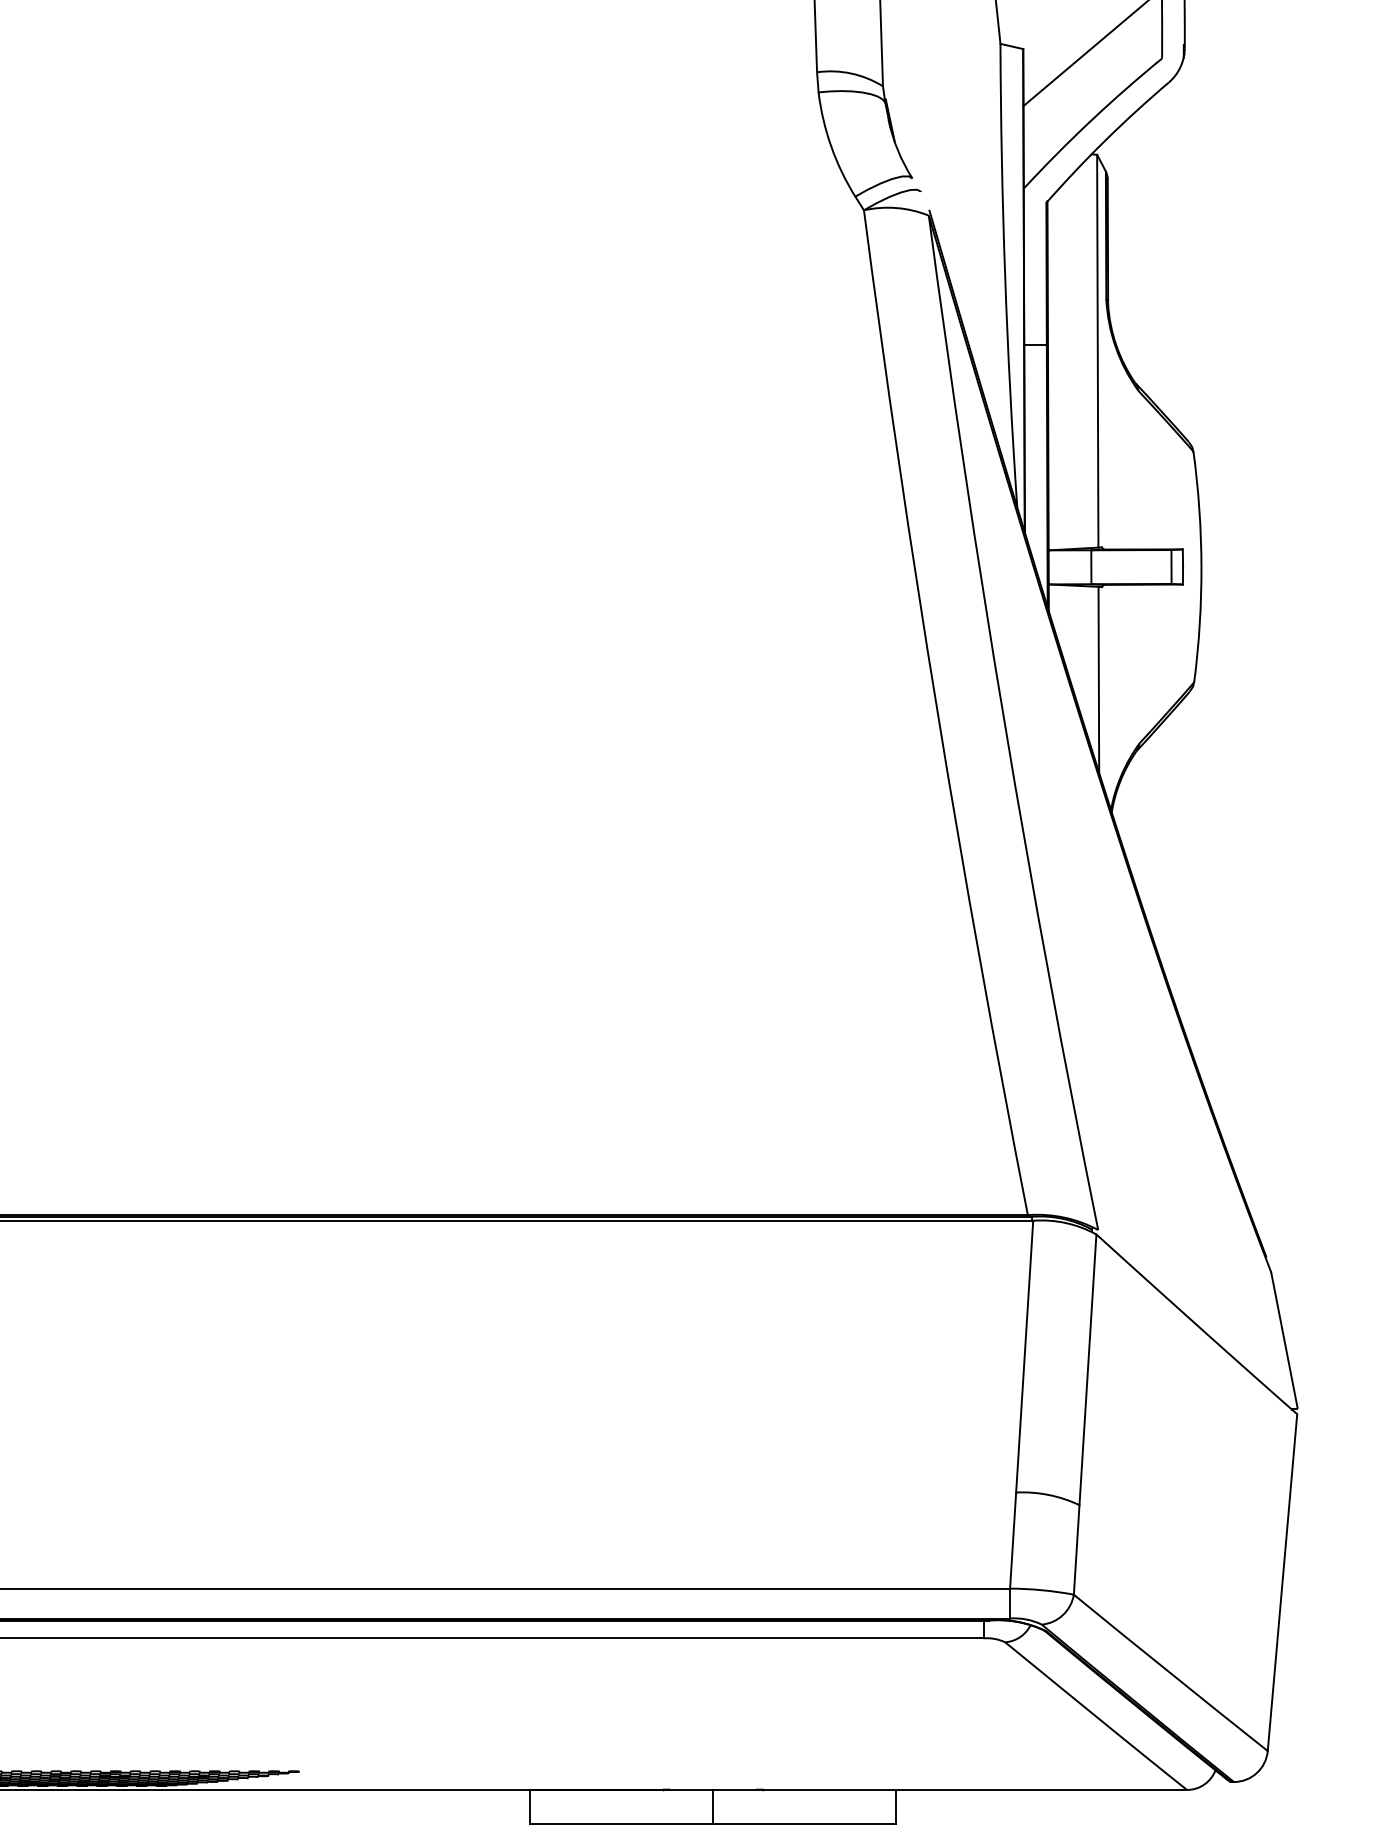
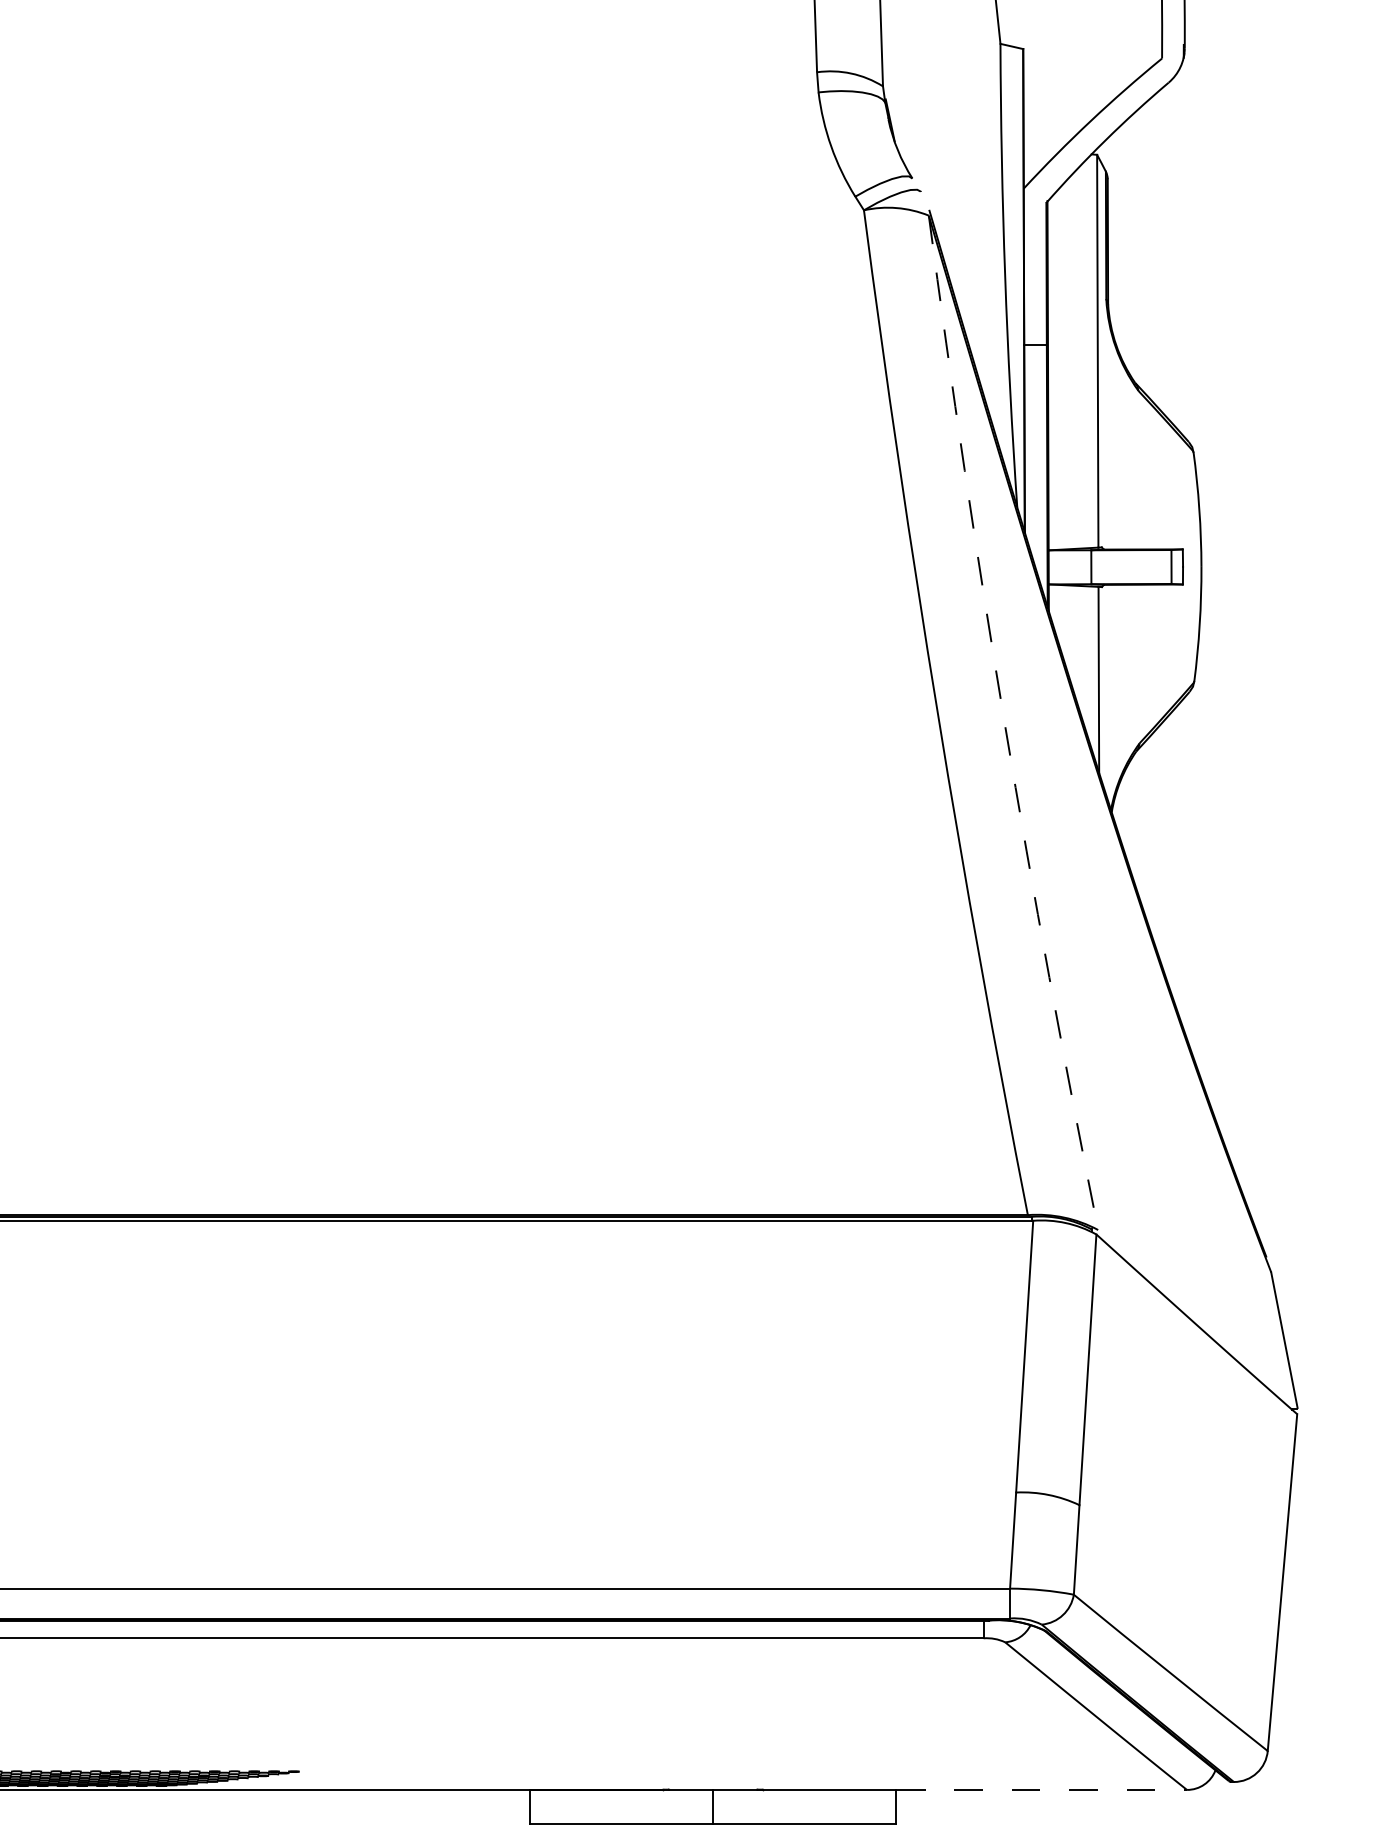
line: present -> none (1084, 54)
arc: solid -> dashed (1004, 724)
line: solid -> dashed (1042, 1789)
